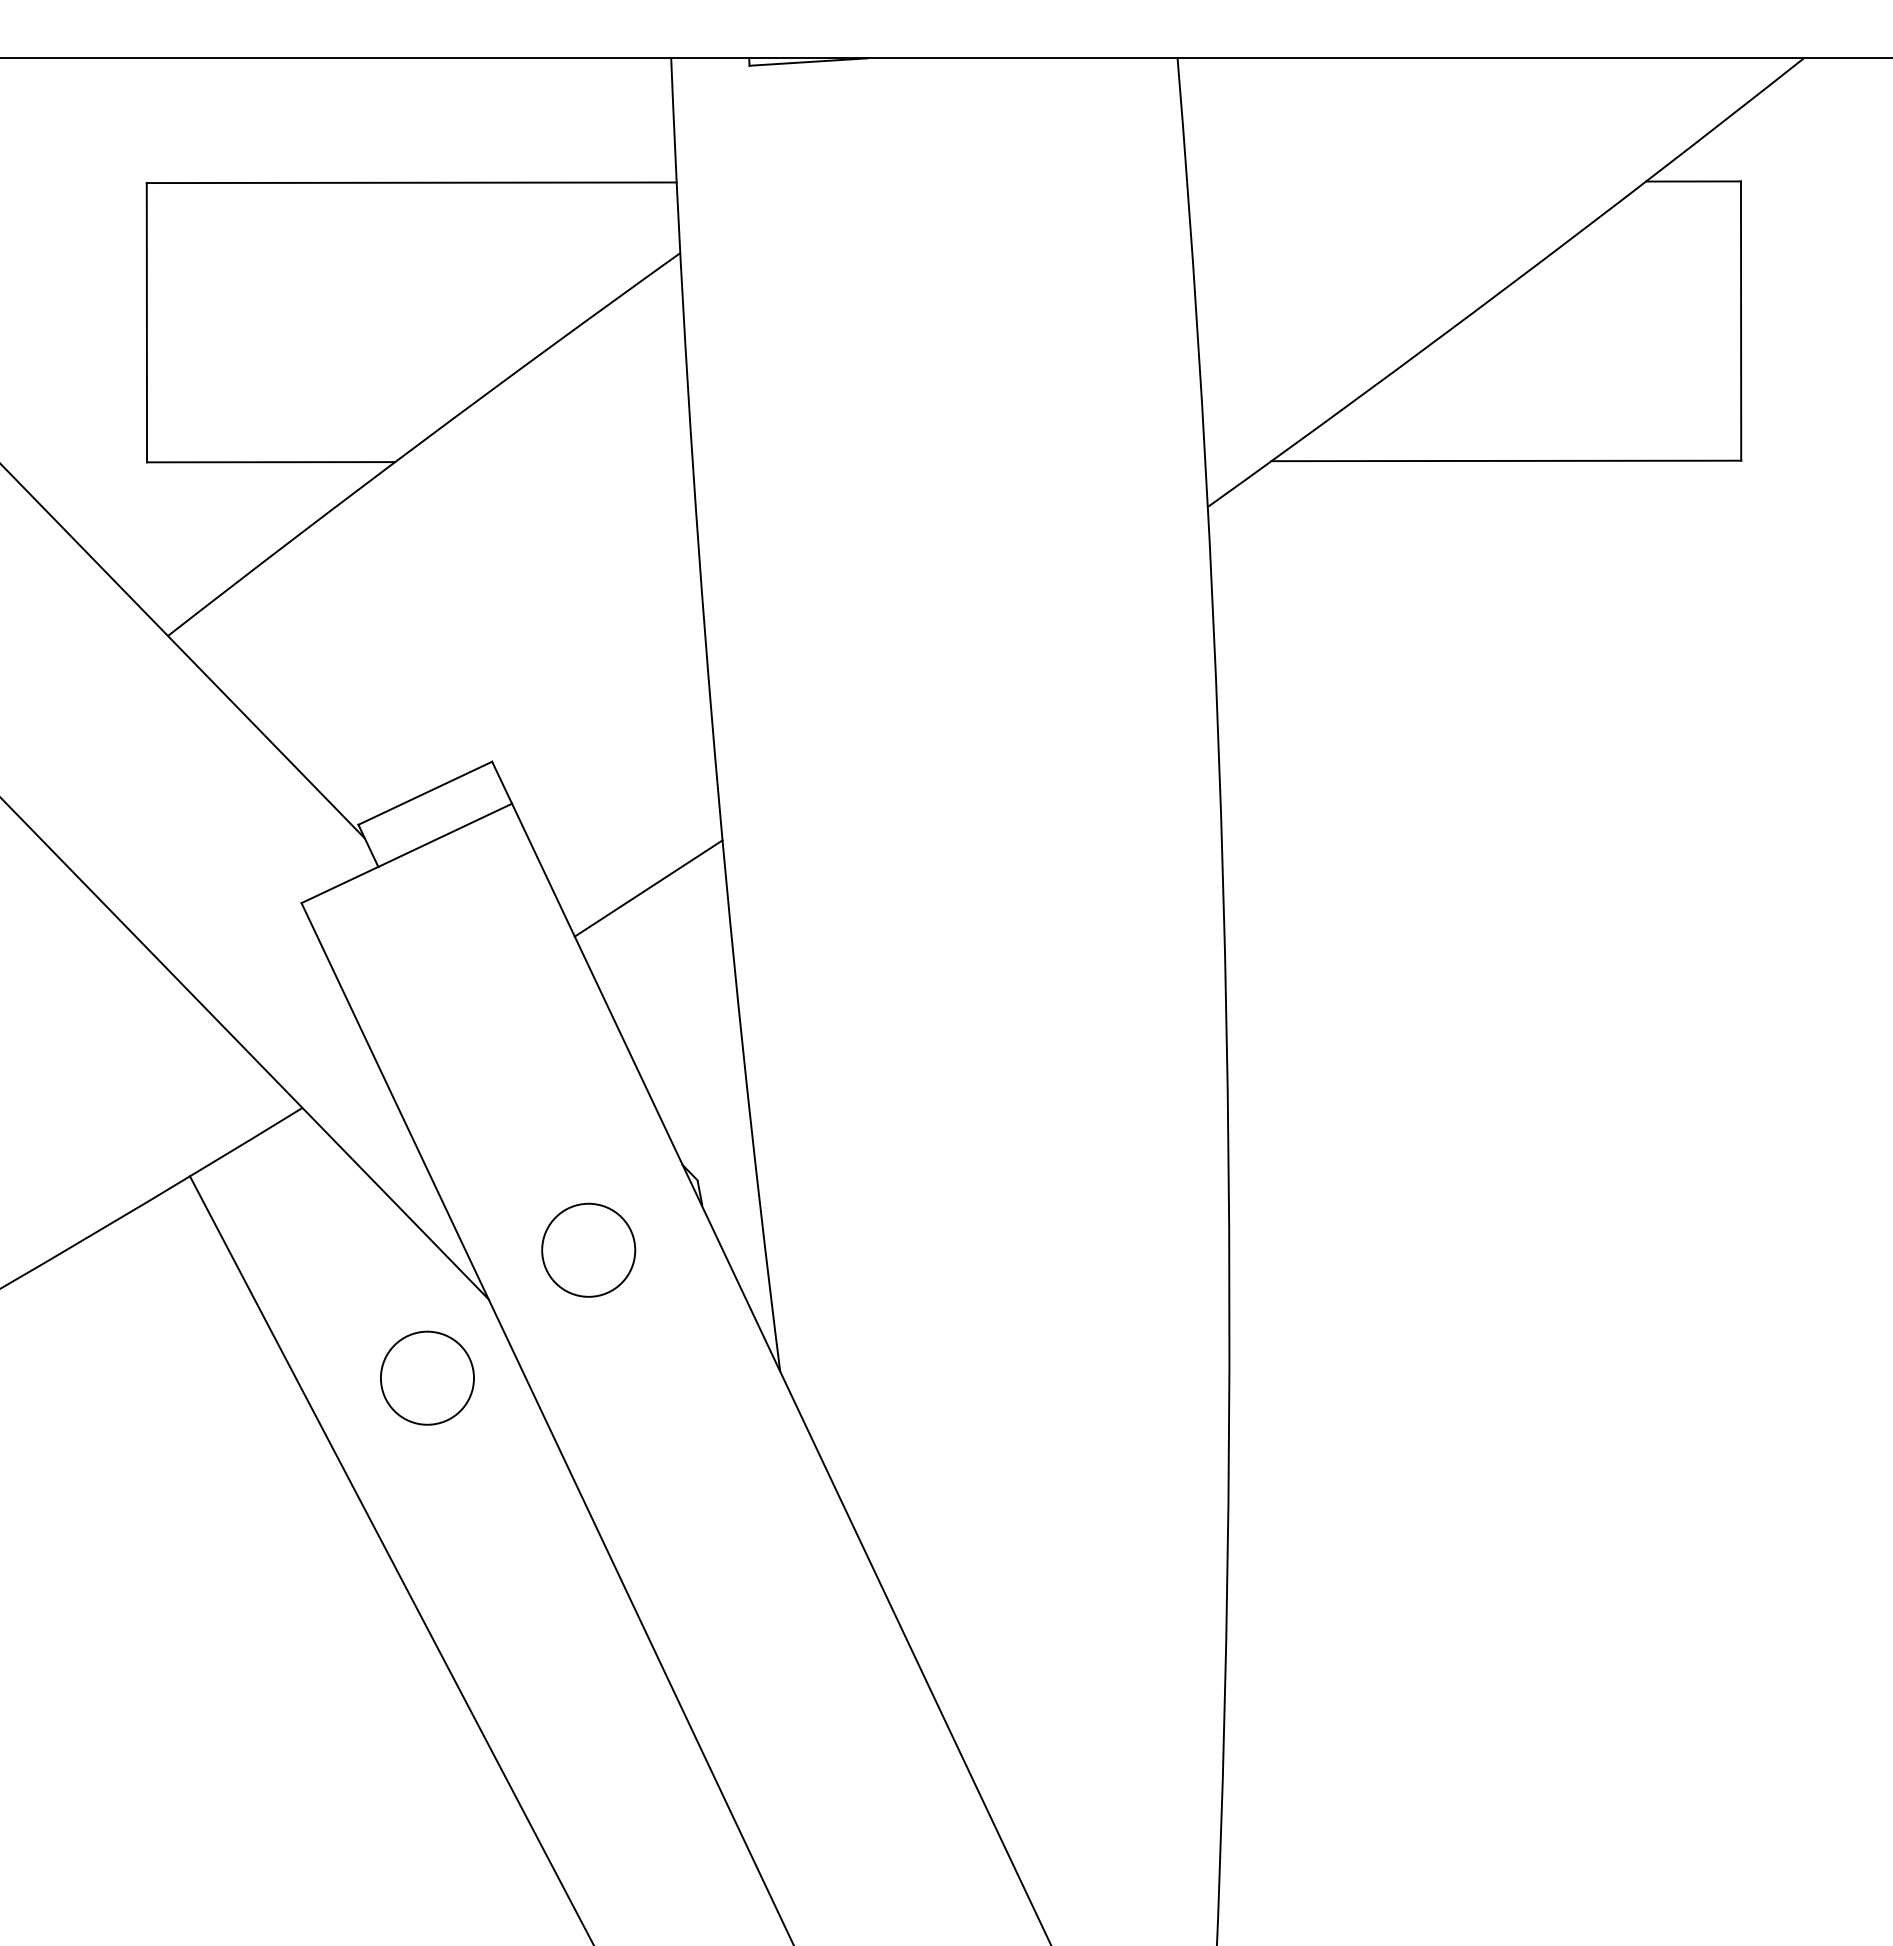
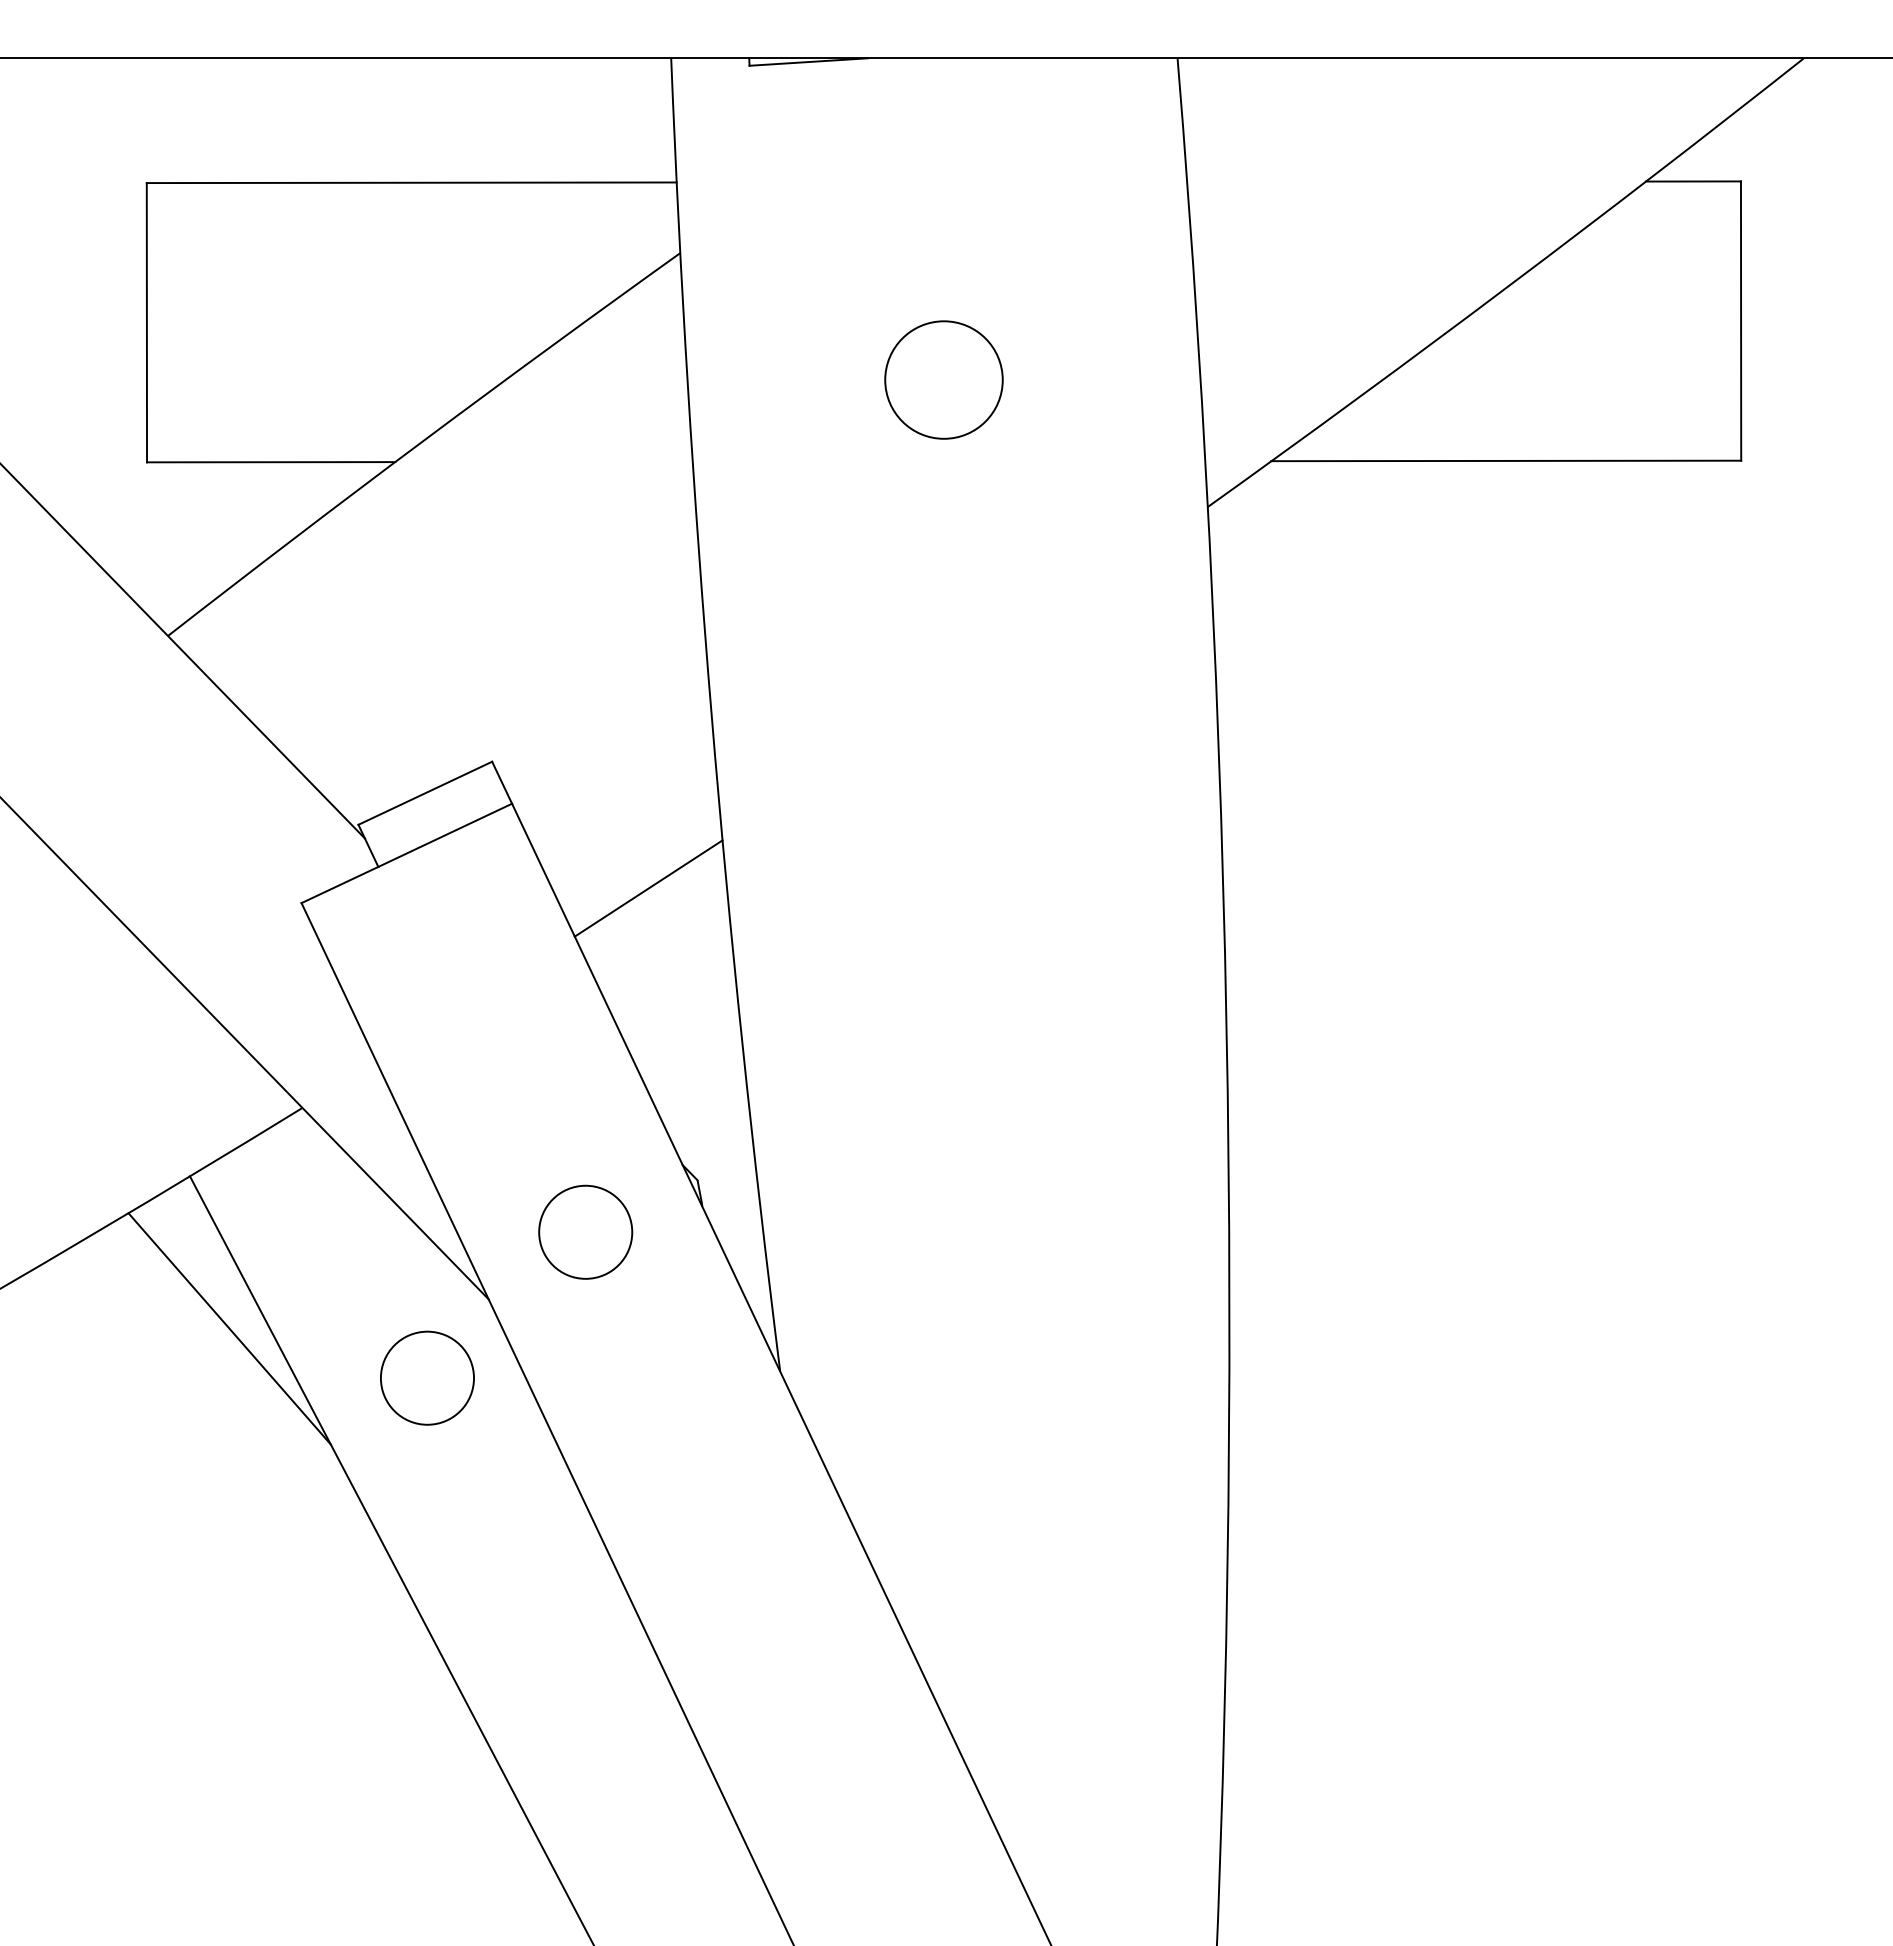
circle: none -> present (943, 379)
circle position: (588, 1249) -> (585, 1231) (585, 1231)
line: none -> present (229, 1328)
